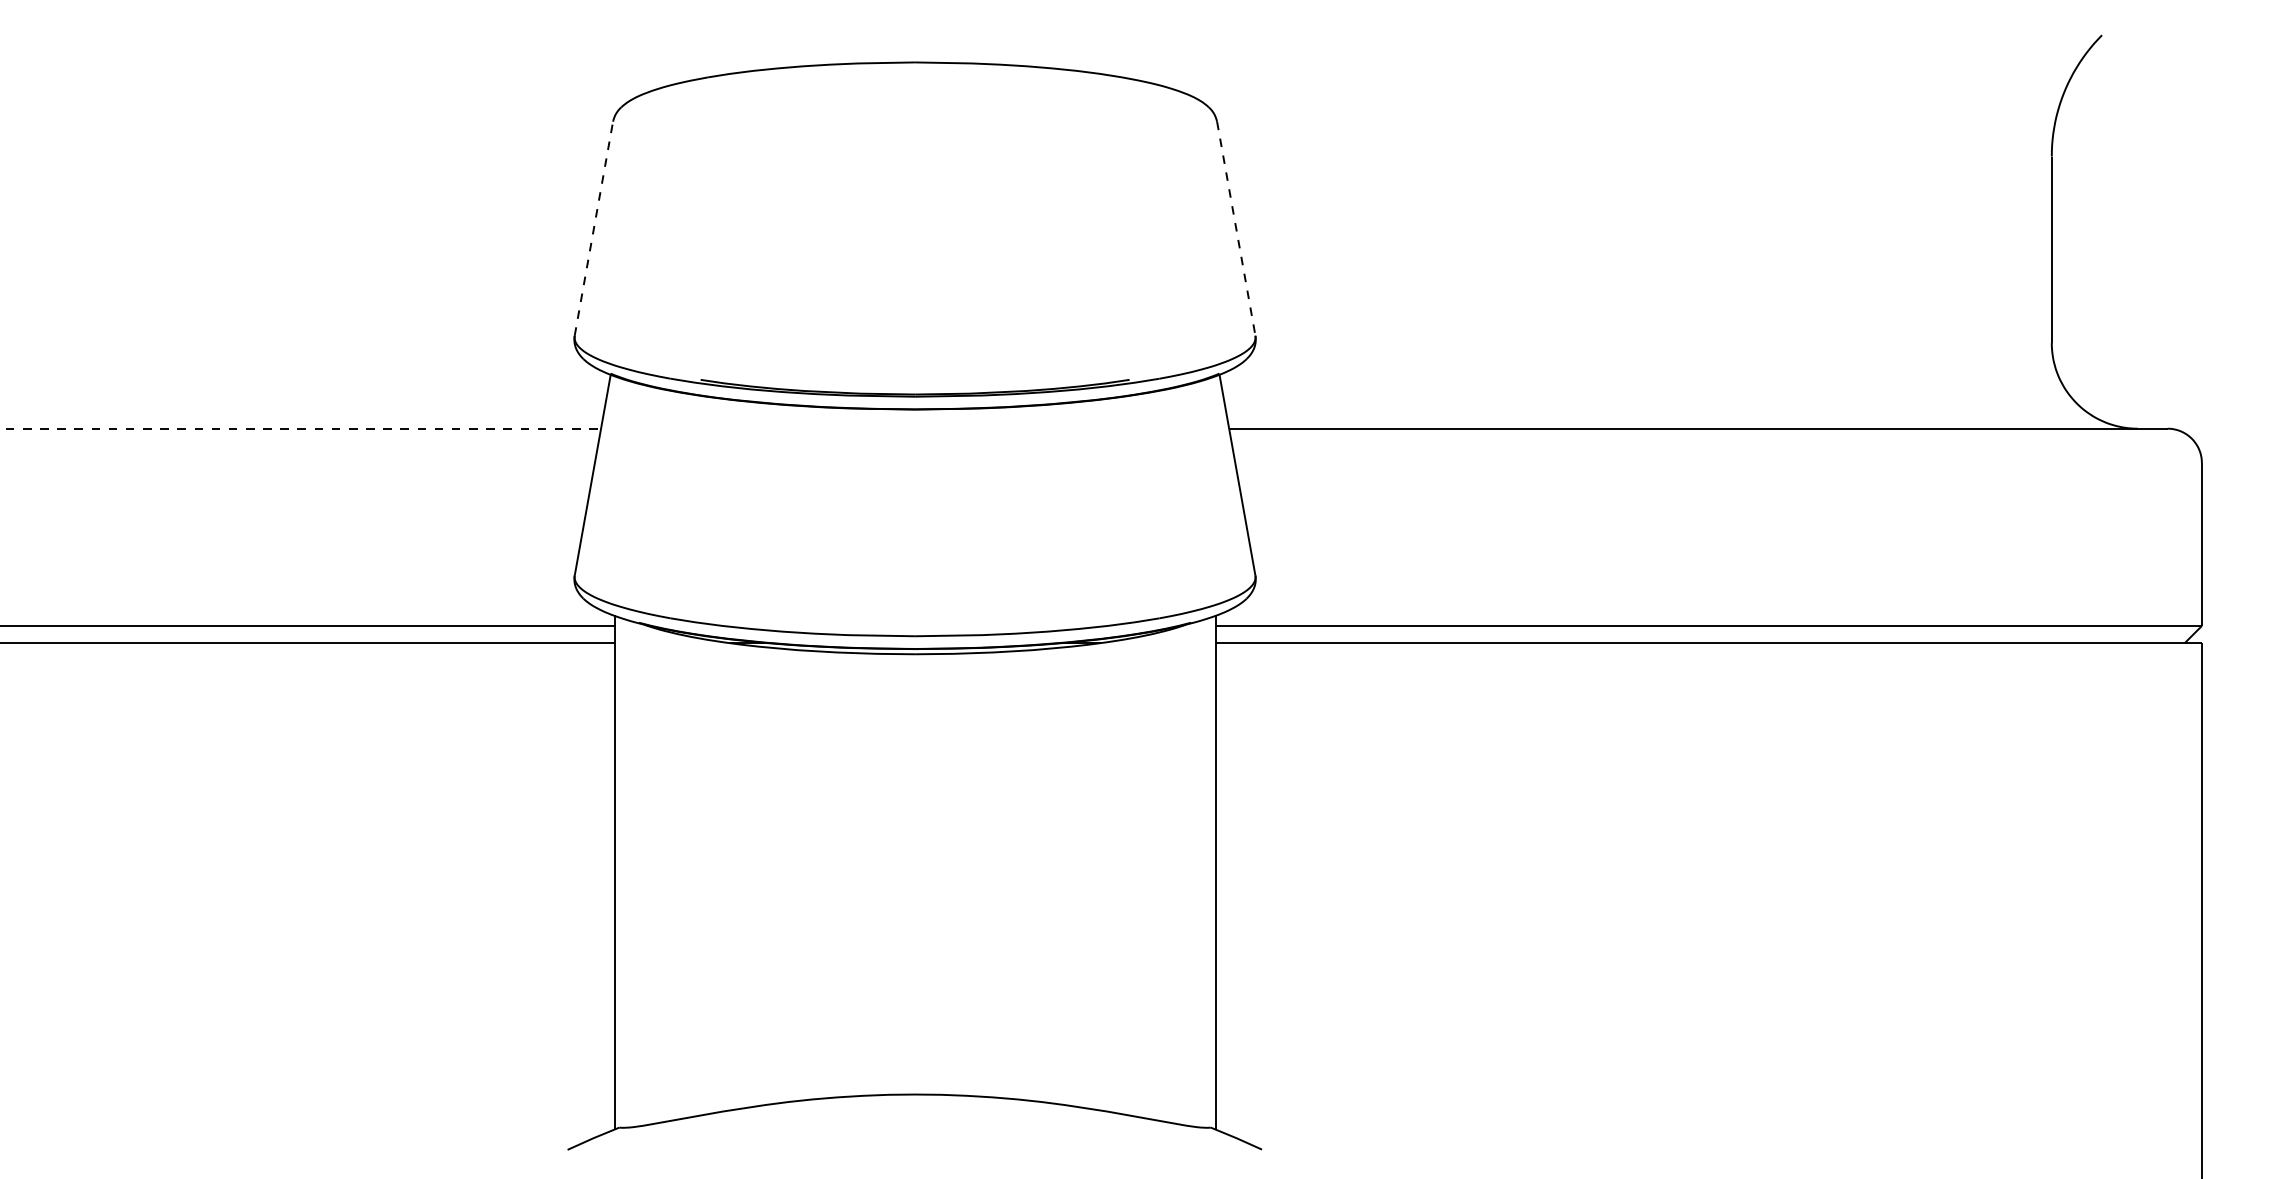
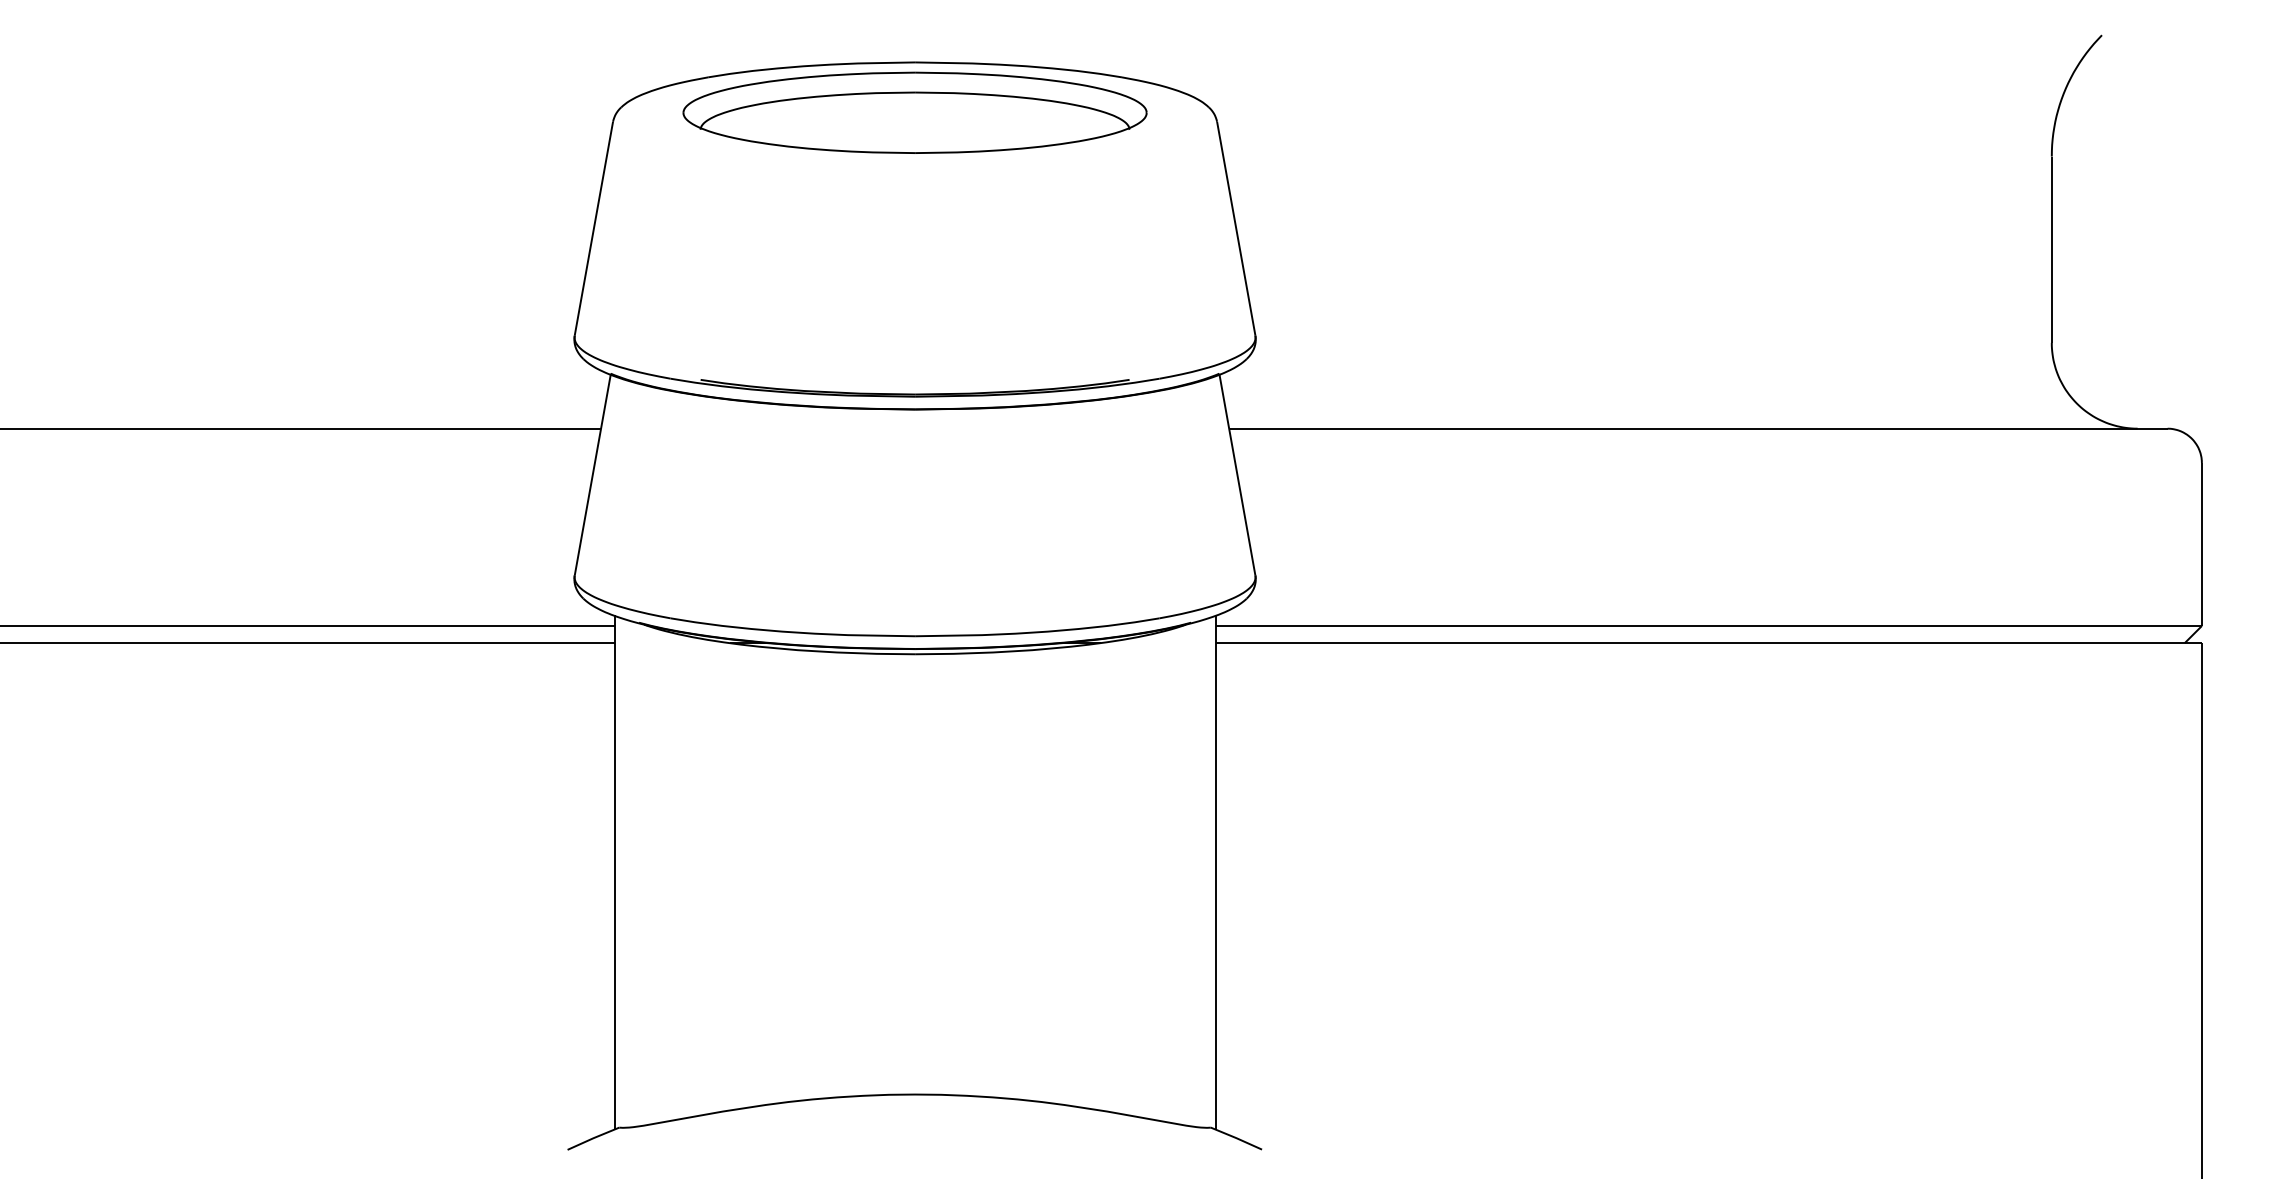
part: none -> present (914, 112)
line: dashed -> solid (593, 228)
line: dashed -> solid (1236, 228)
line: dashed -> solid (301, 428)
